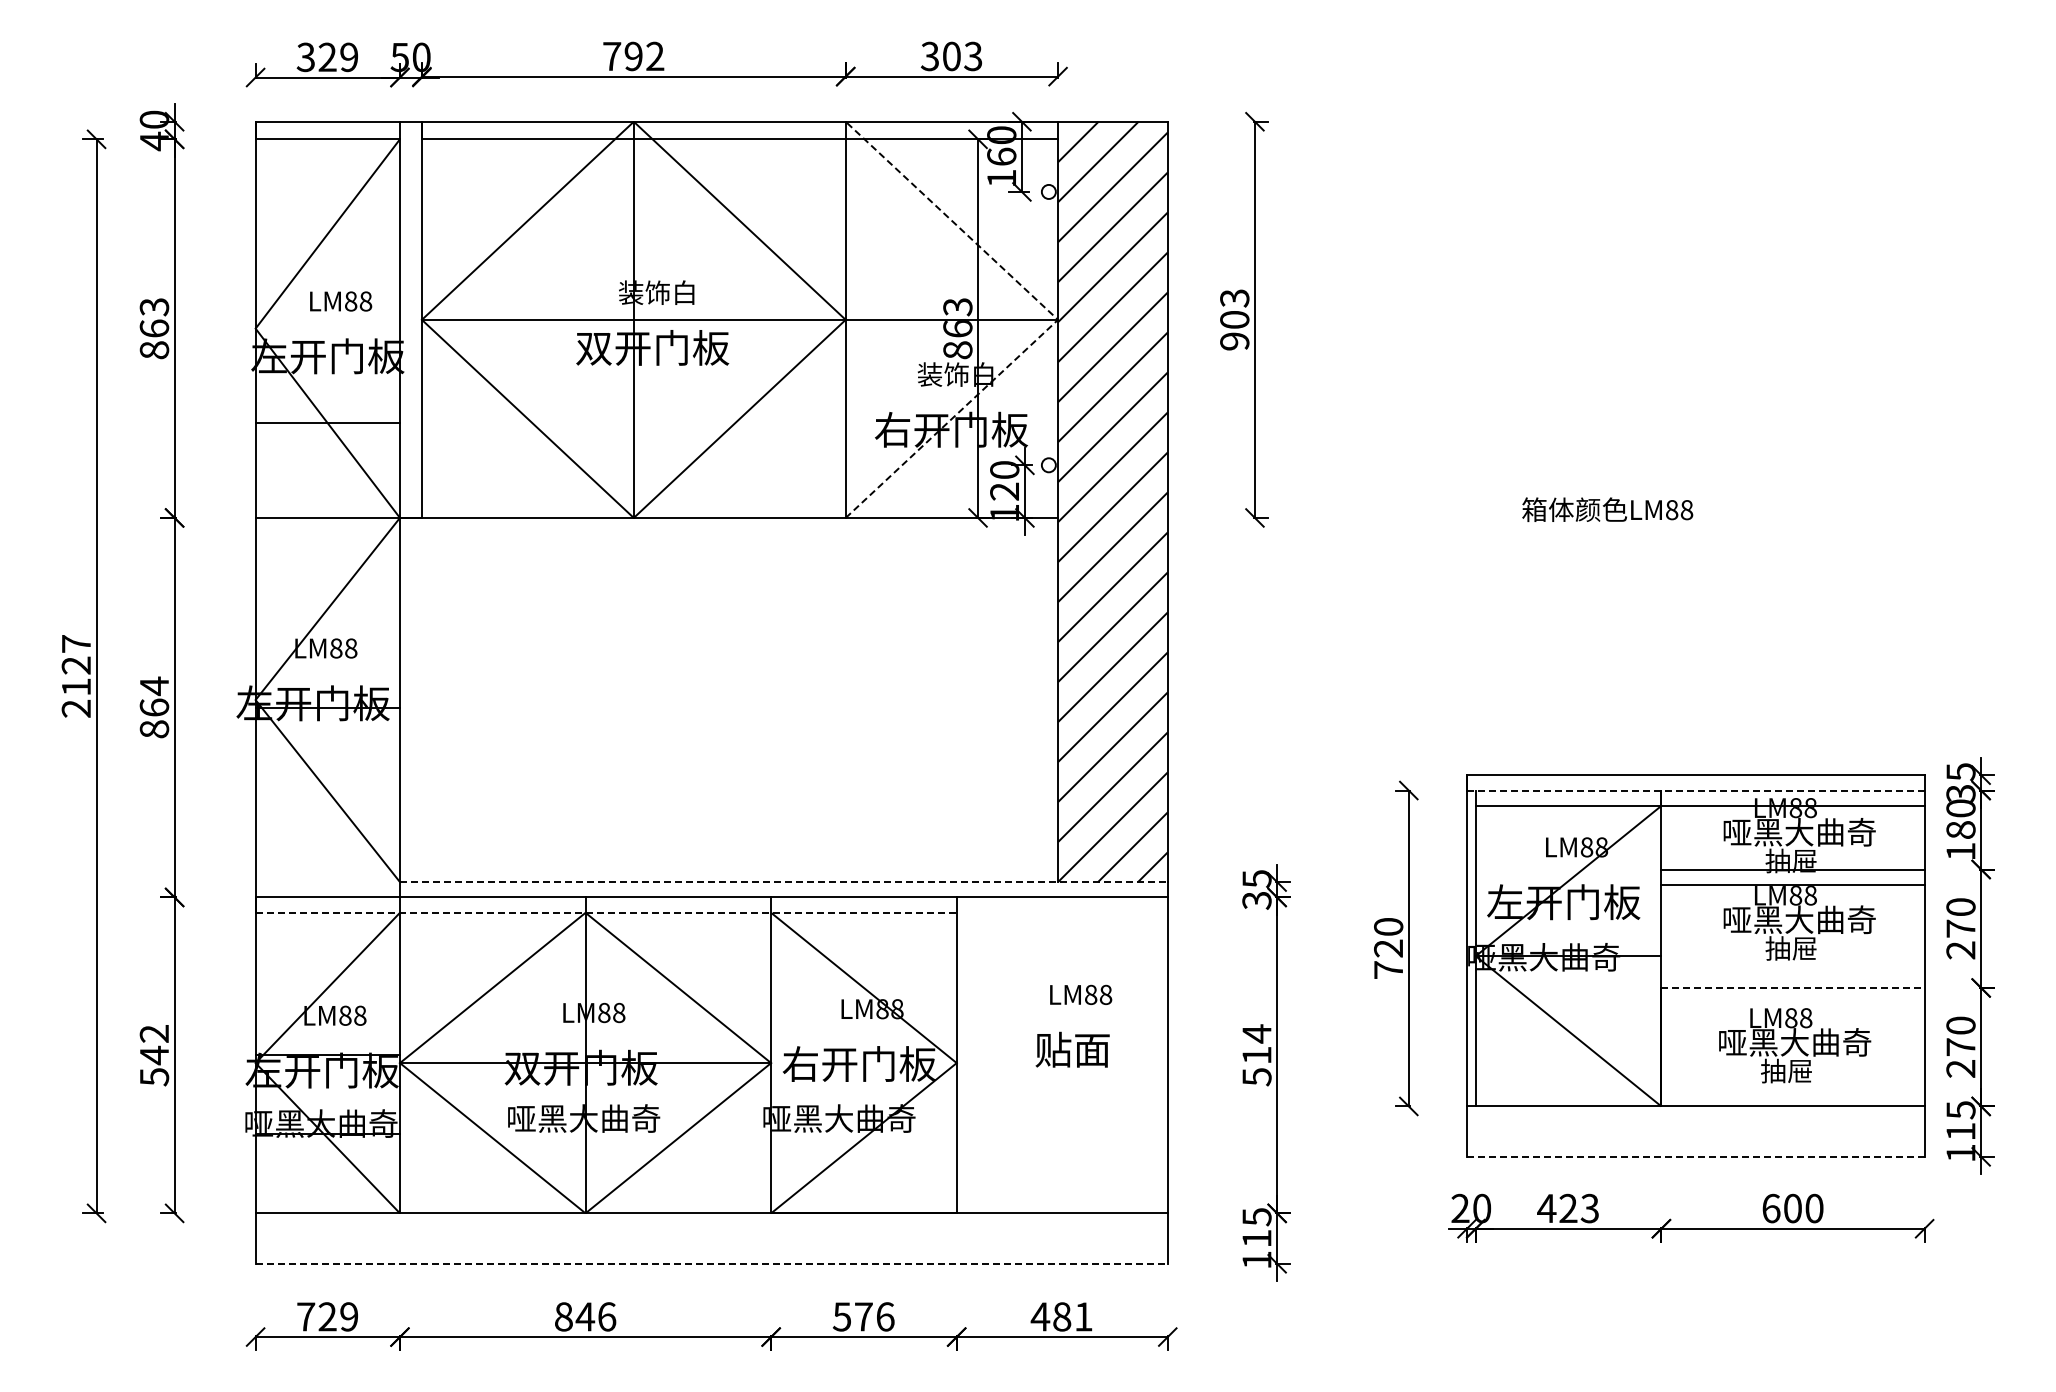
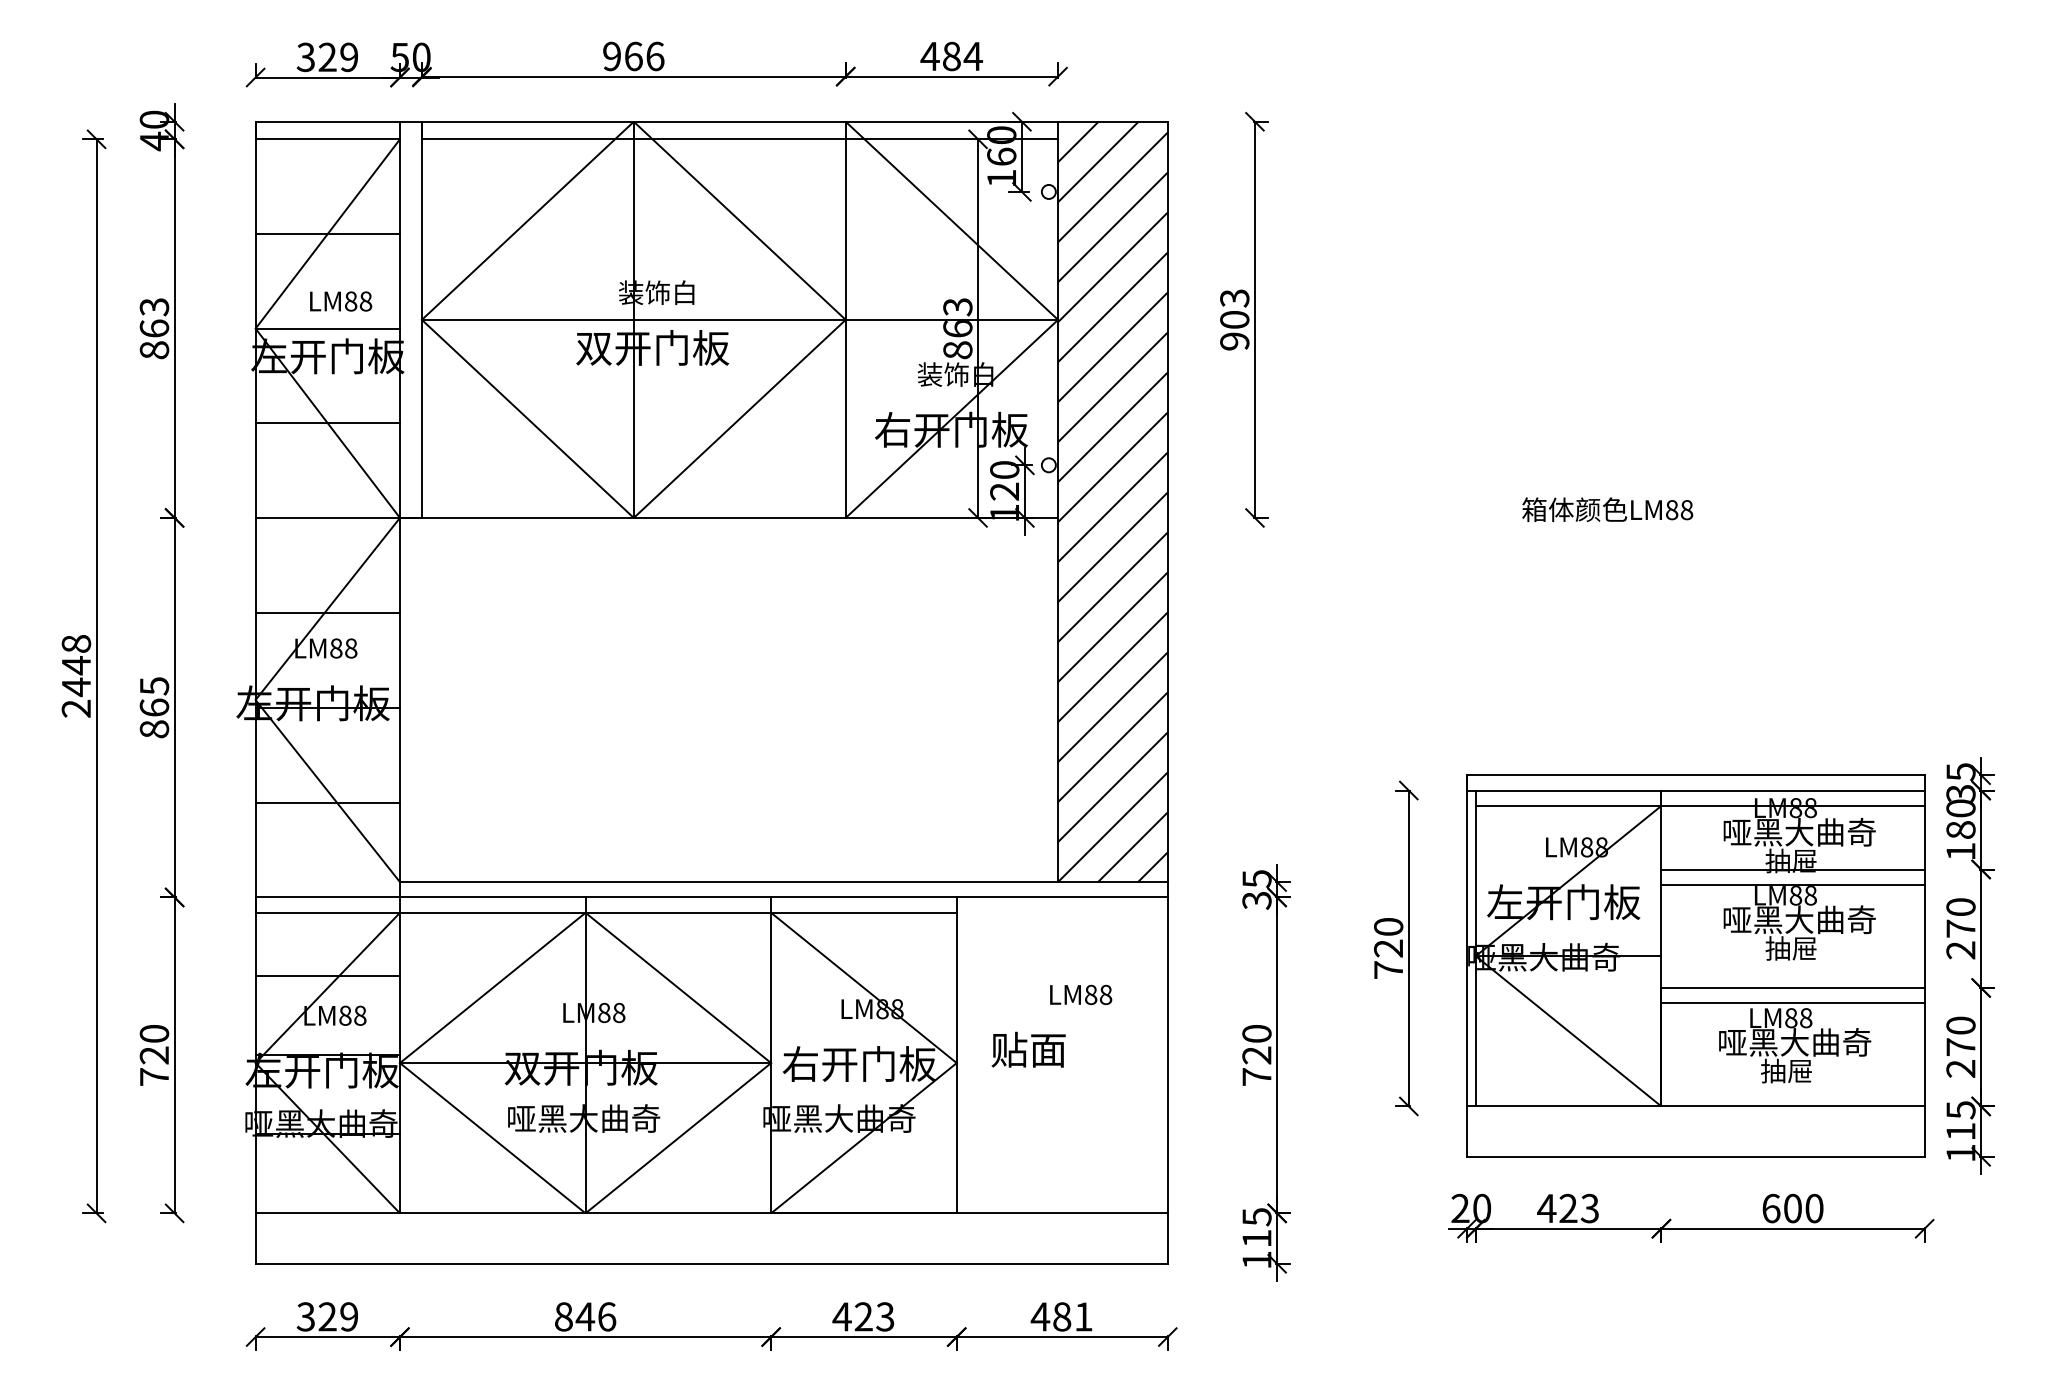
text: 792 -> 966 (633, 56)
text: 303 -> 484 (951, 56)
line: none -> present (327, 233)
line: dashed -> solid (1058, 319)
line: none -> present (327, 328)
line: none -> present (327, 612)
text: 2127 -> 2448 (76, 666)
text: 864 -> 865 (154, 686)
line: dashed -> solid (1695, 790)
line: none -> present (327, 802)
line: dashed -> solid (783, 882)
line: dashed -> solid (606, 912)
line: none -> present (327, 976)
line: dashed -> solid (1793, 987)
line: none -> present (1792, 1003)
text position: (1072, 1049) -> (1028, 1049) (1028, 1049)
text: 542 -> 720 (154, 1055)
text: 514 -> 720 (1256, 1055)
line: dashed -> solid (1695, 1156)
line: dashed -> solid (712, 1263)
text: 729 -> 329 (305, 1316)
text: 576 -> 423 (863, 1316)
